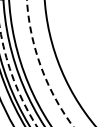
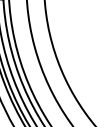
arc: dashed -> solid (40, 66)
arc: dashed -> solid (13, 79)
